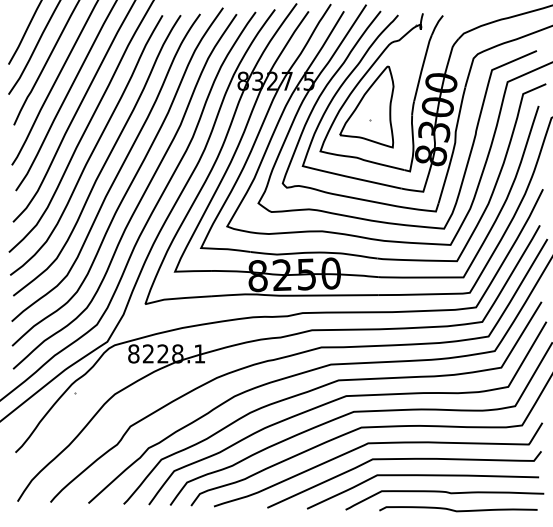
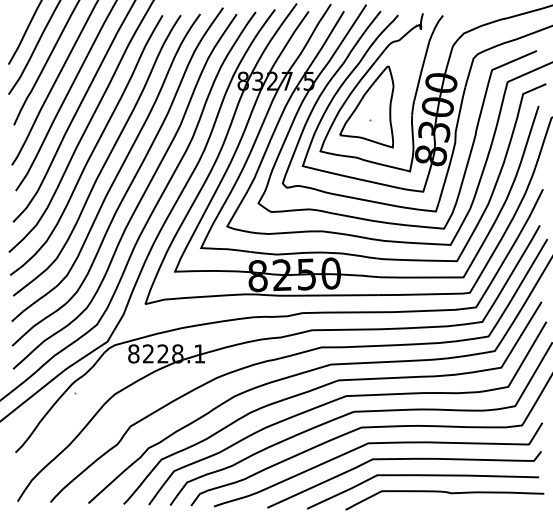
curve: present -> none (458, 510)
